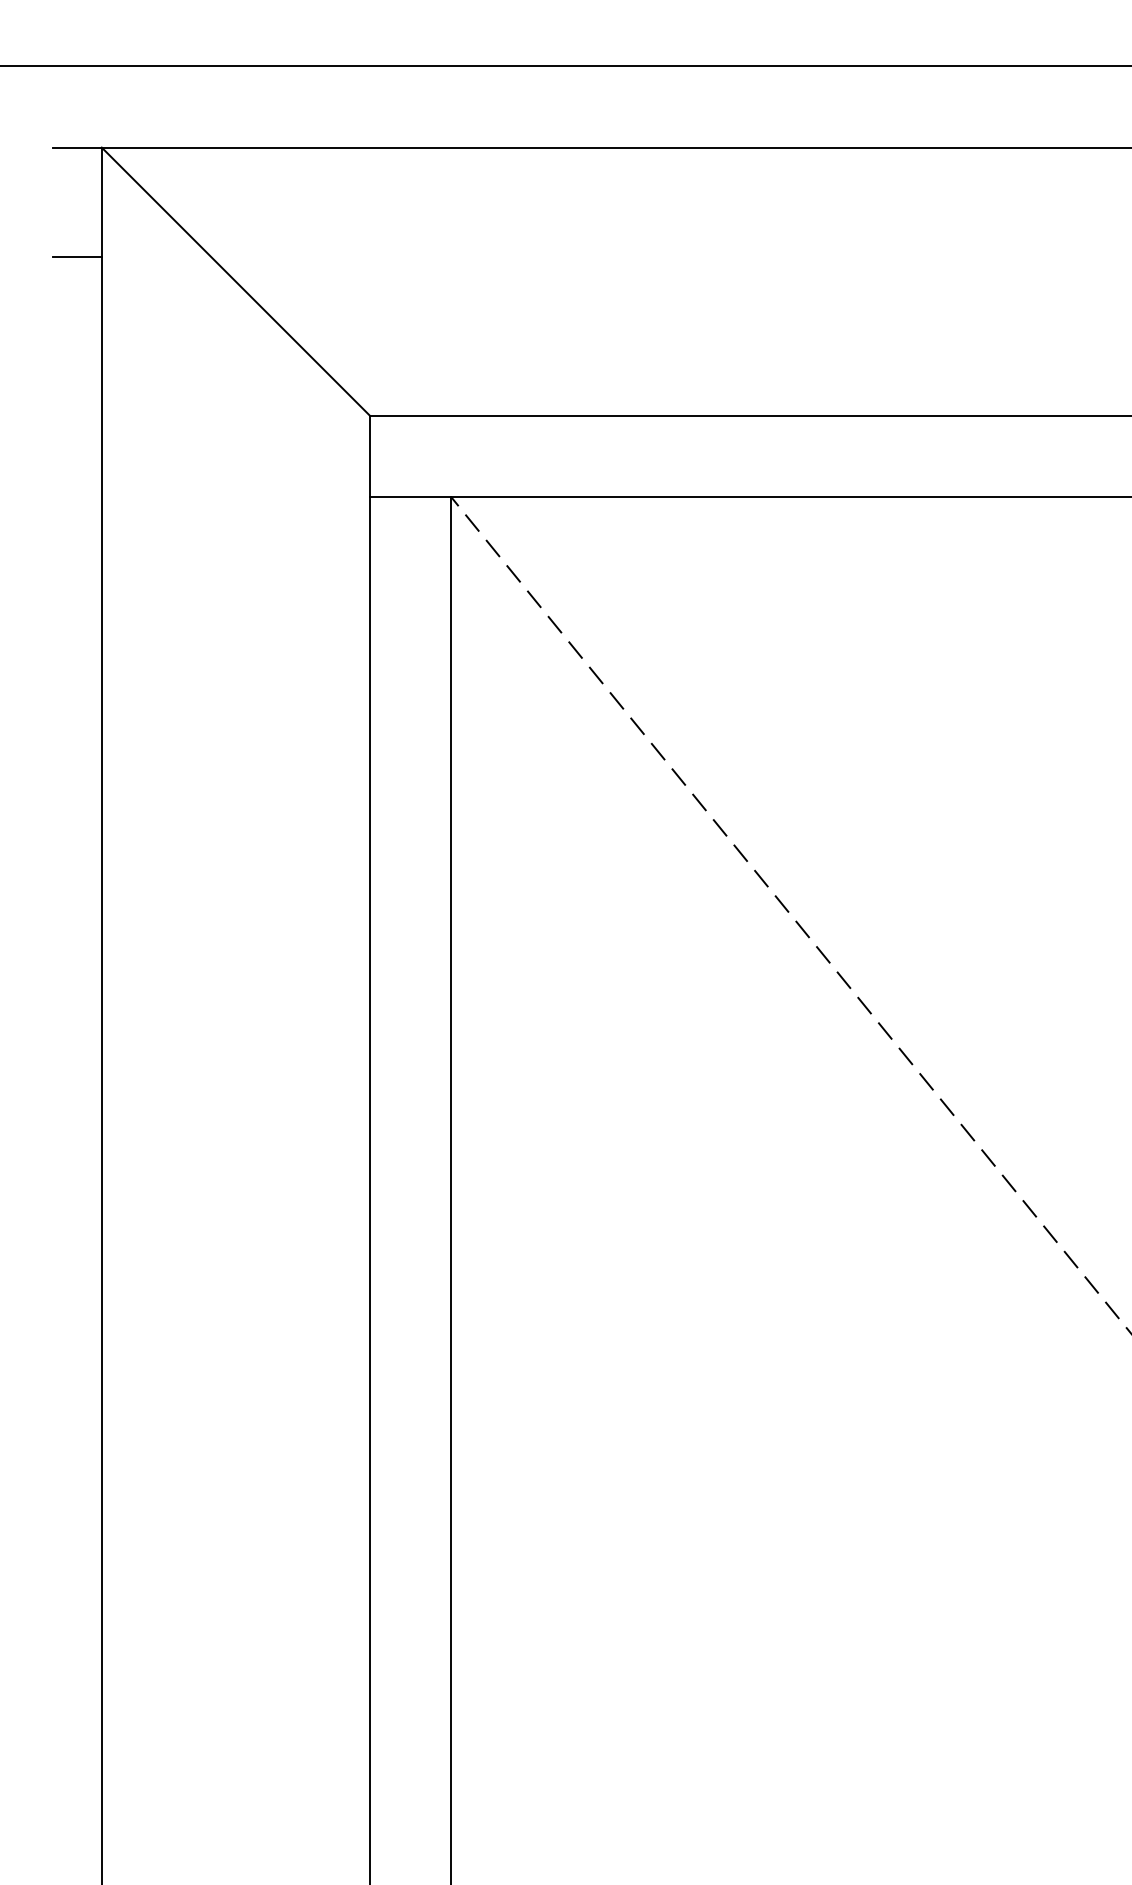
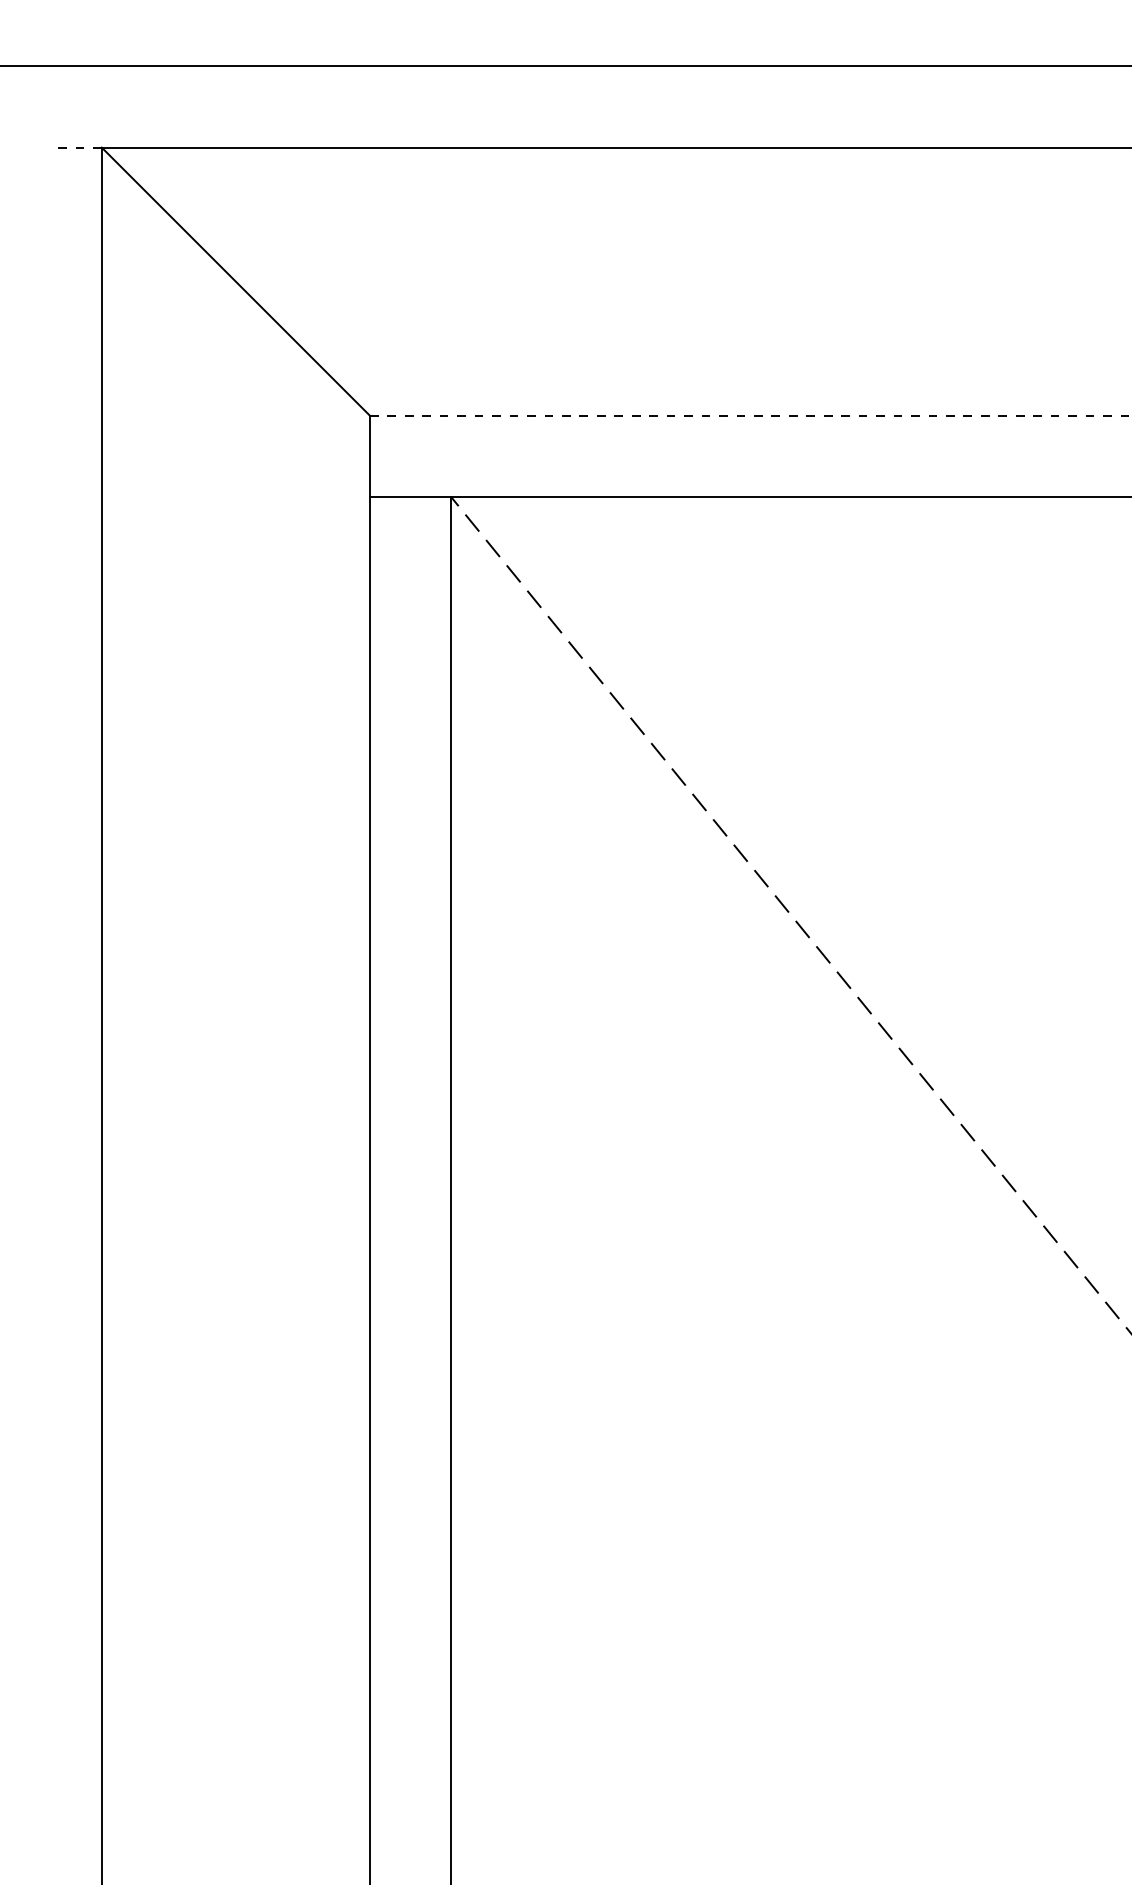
line: solid -> dashed (77, 147)
line: present -> none (76, 256)
line: solid -> dashed (750, 415)
